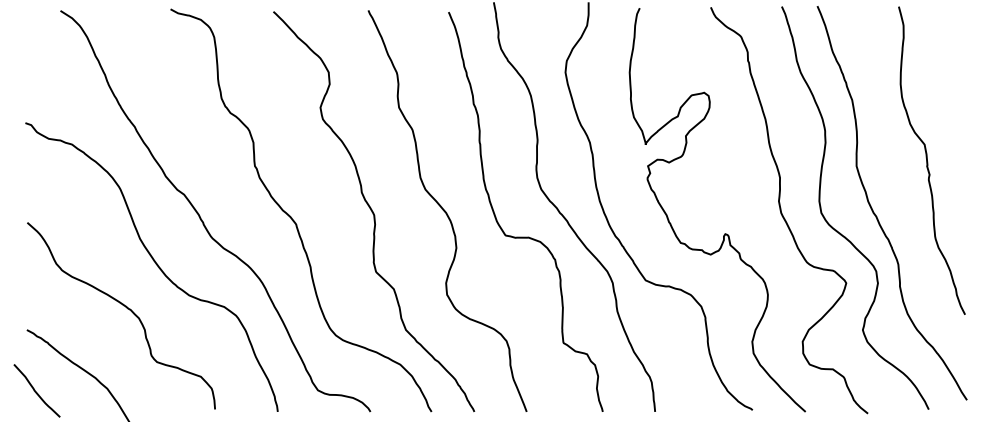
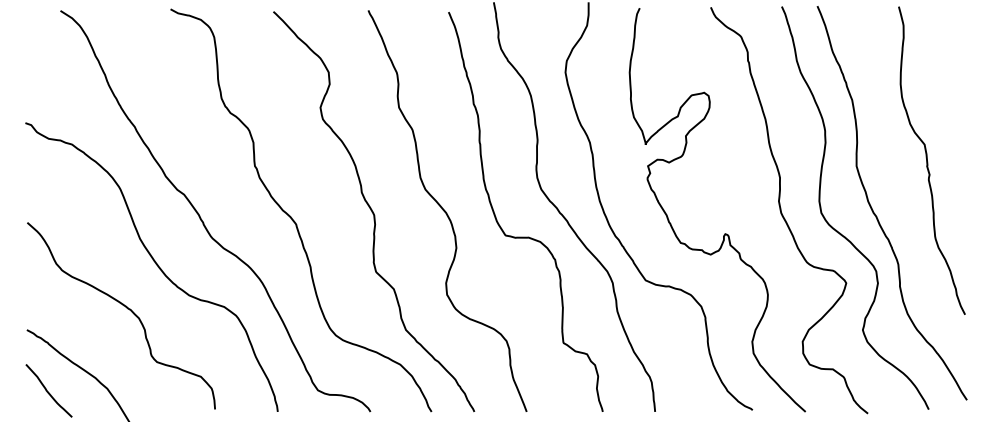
curve position: (35, 390) -> (47, 390) (47, 390)
